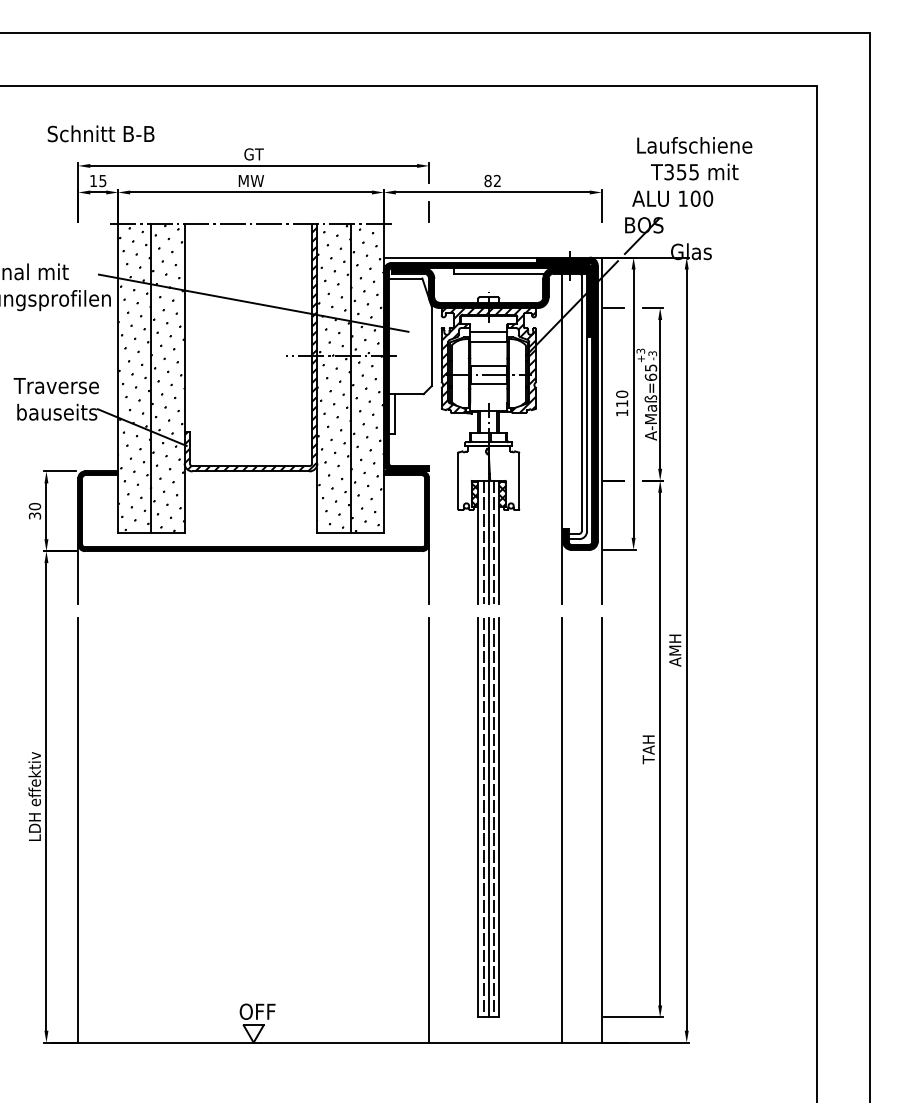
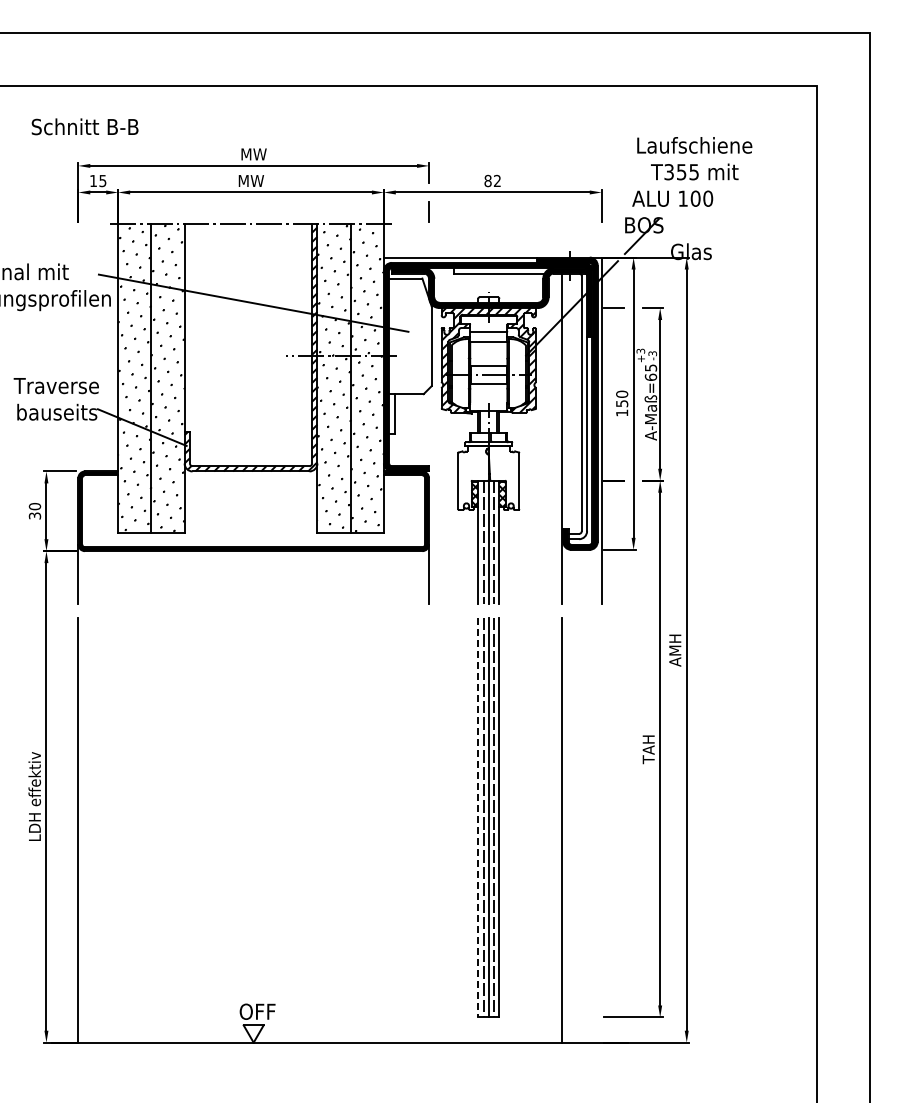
text position: (100, 133) -> (84, 126) (84, 126)
text: GT -> MW (253, 154)
text: 110 -> 150 (622, 403)
line: solid -> dashed (478, 817)
line: present -> none (429, 829)
line: present -> none (601, 829)
